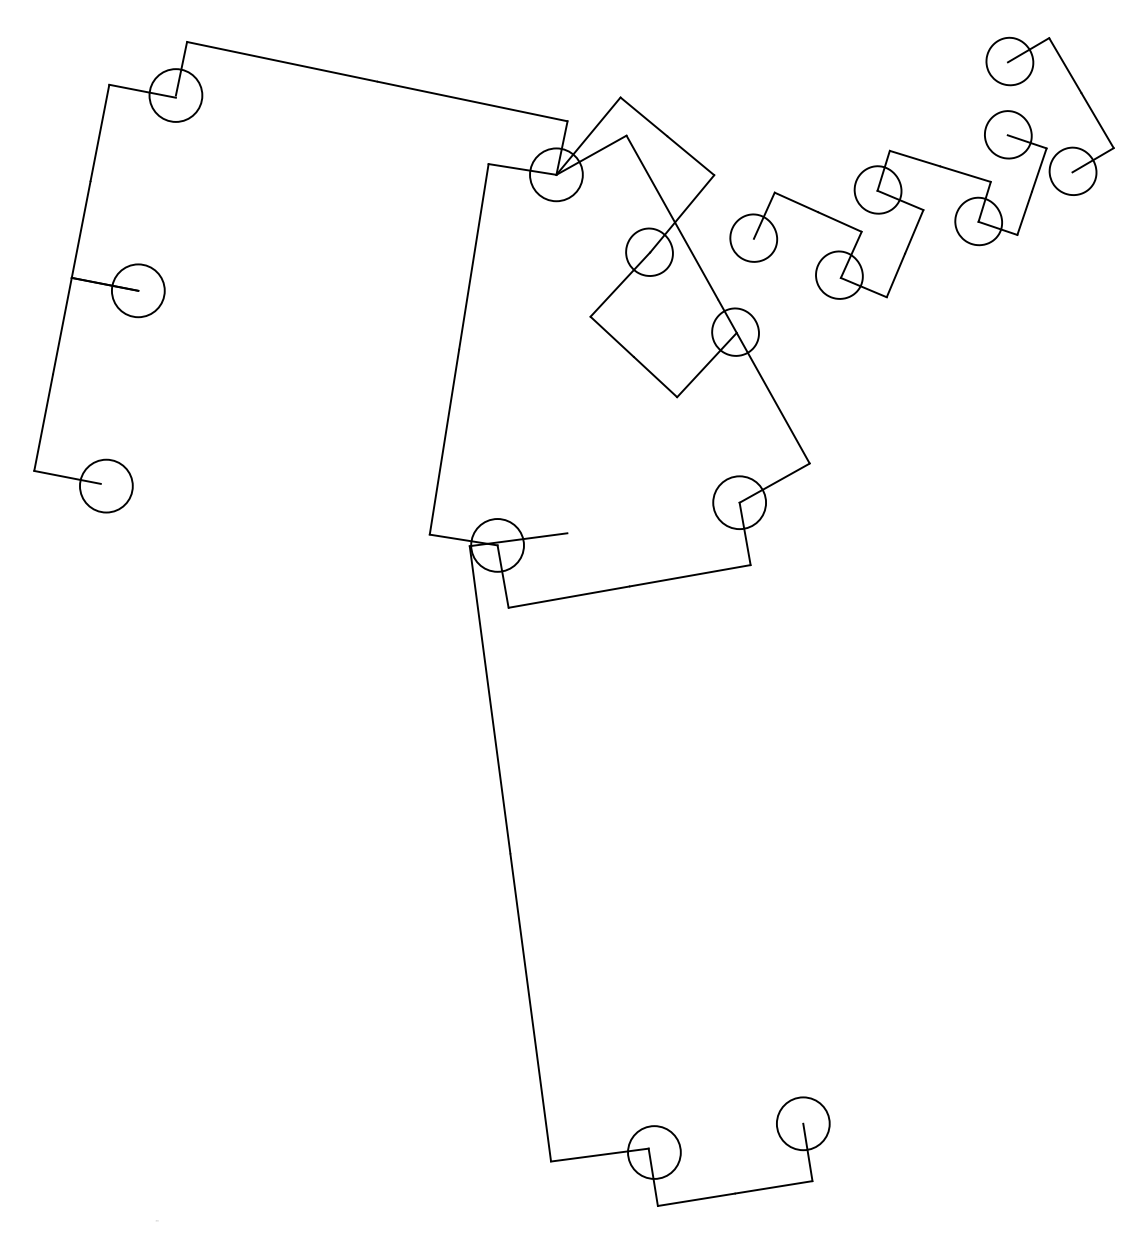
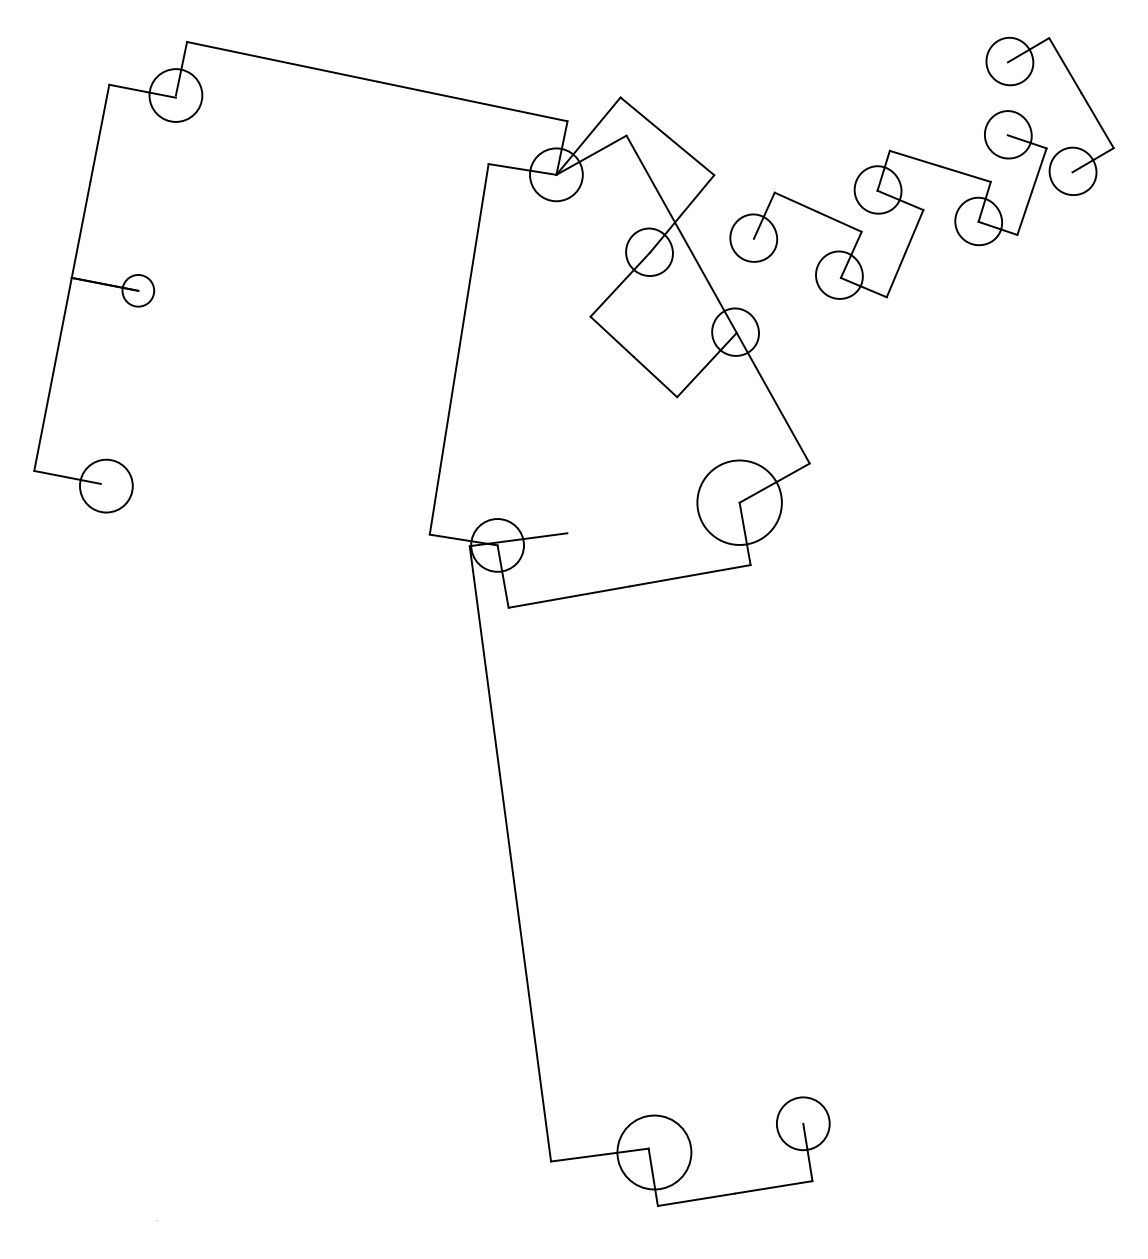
circle diameter: 53 px -> 32 px (138, 290)
circle diameter: 53 px -> 84 px (739, 502)
circle diameter: 53 px -> 74 px (654, 1152)
